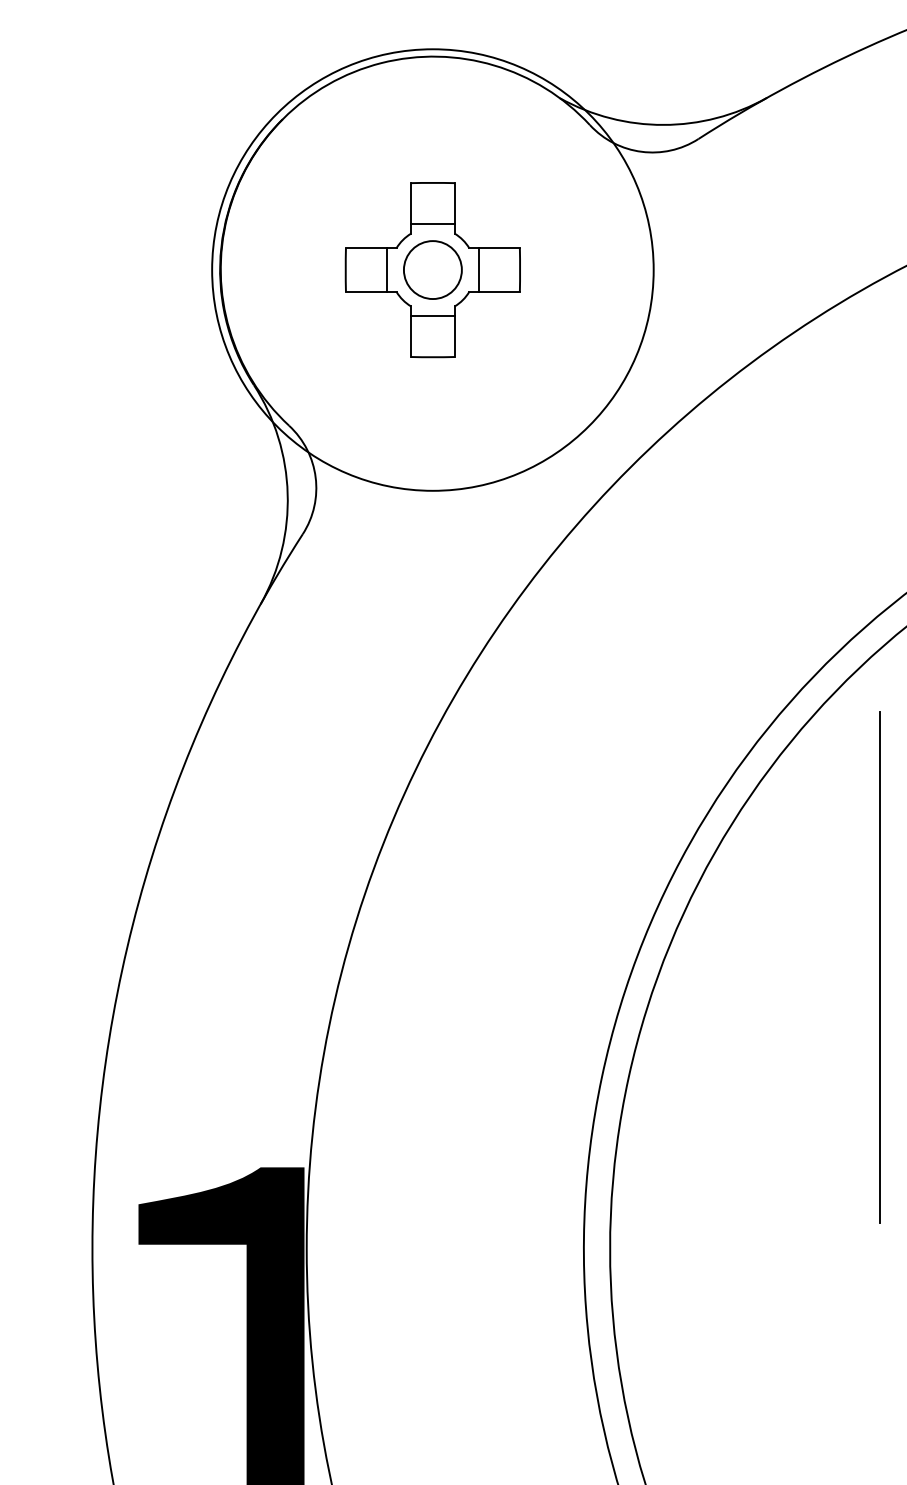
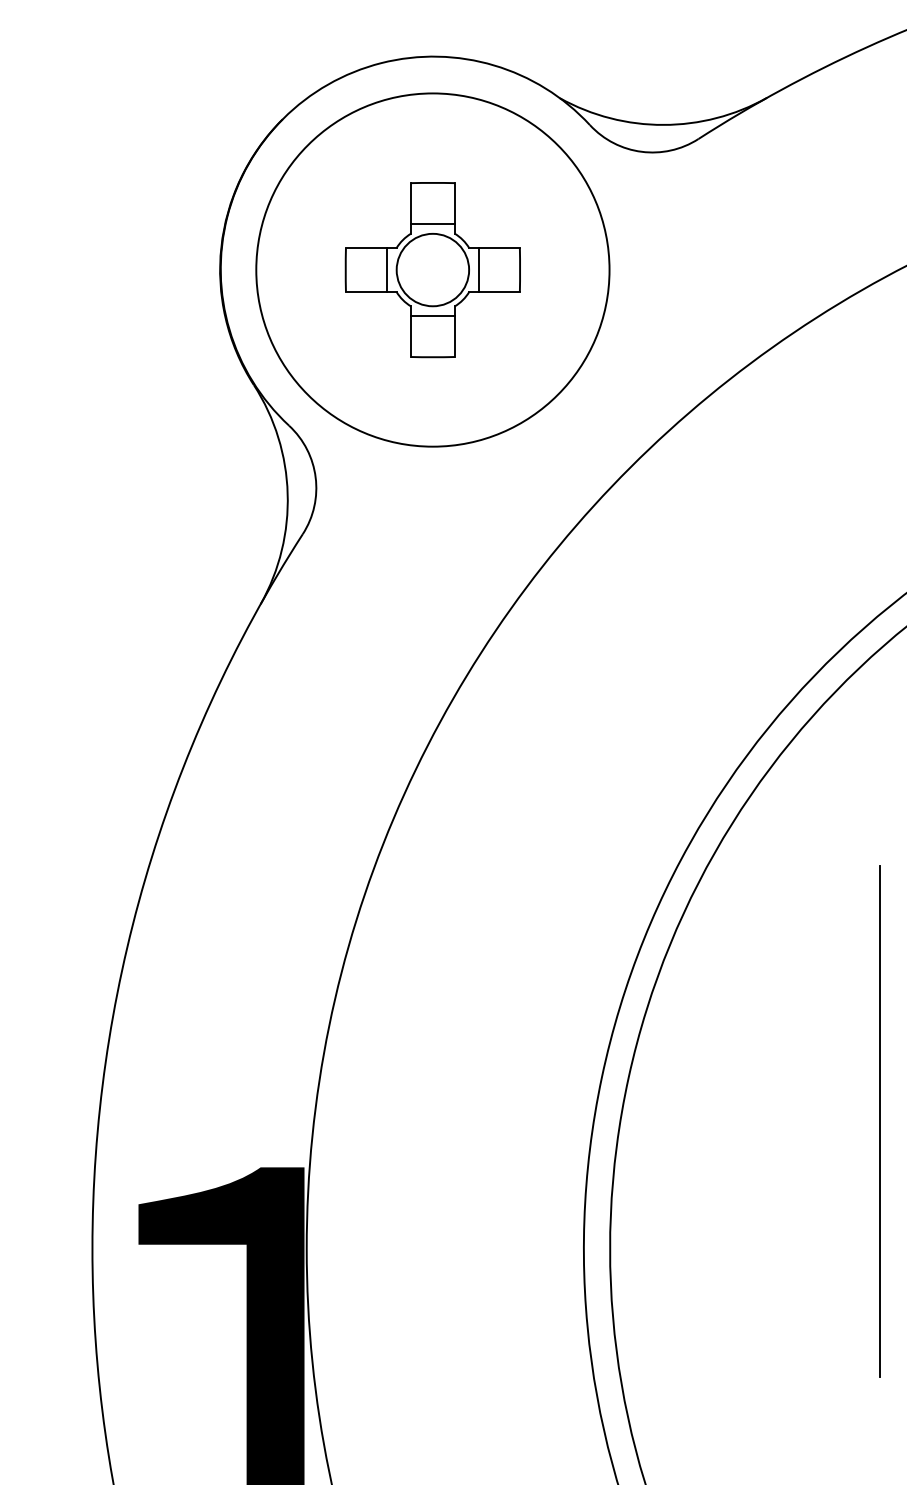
circle diameter: 442 px -> 353 px (432, 269)
circle diameter: 58 px -> 72 px (432, 269)
line position: (879, 967) -> (879, 1121) (879, 1121)
